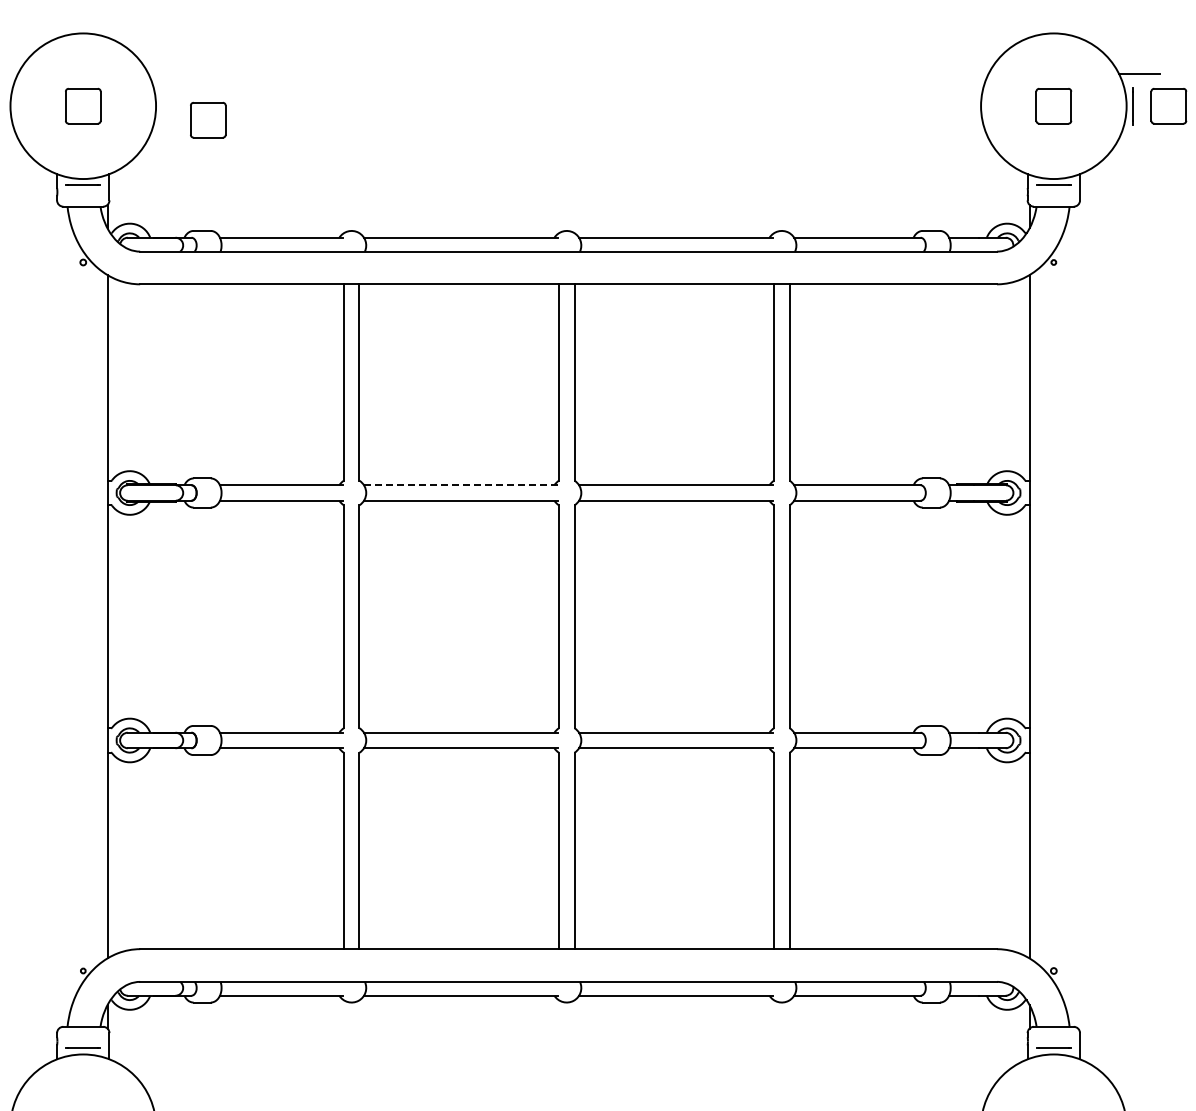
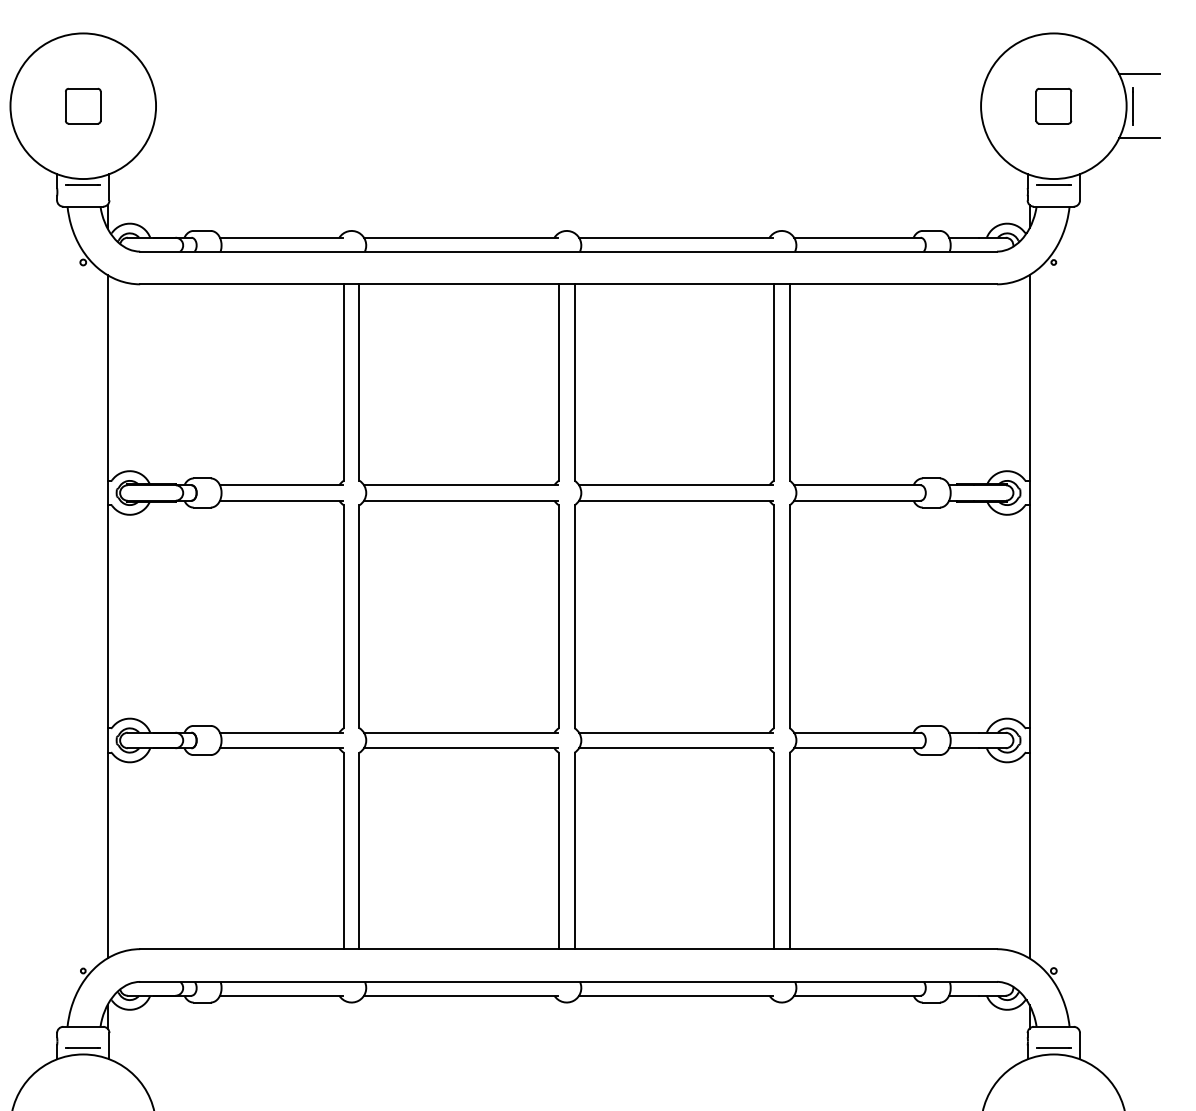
part: present -> none (1168, 106)
part: present -> none (208, 119)
line: none -> present (1139, 138)
line: dashed -> solid (460, 485)
